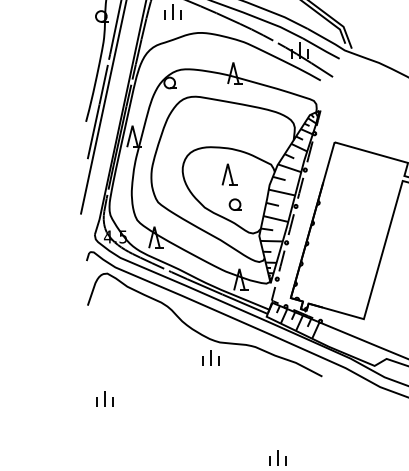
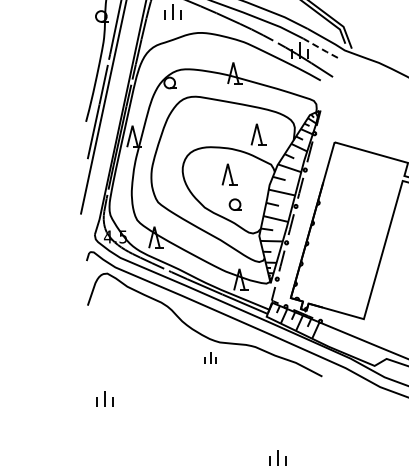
line: solid -> dashed (321, 49)
part: none -> present (258, 134)
part size: 18x16 px -> 13x12 px (210, 357)
